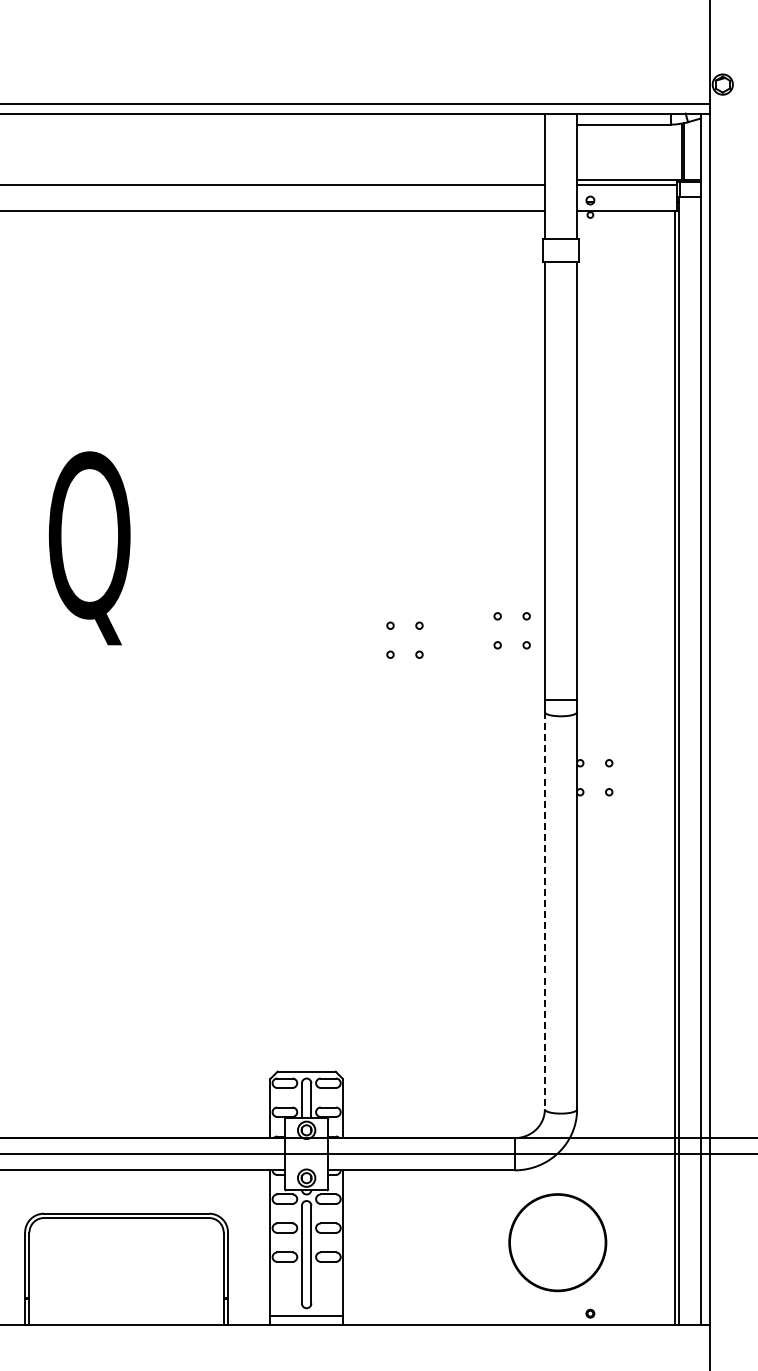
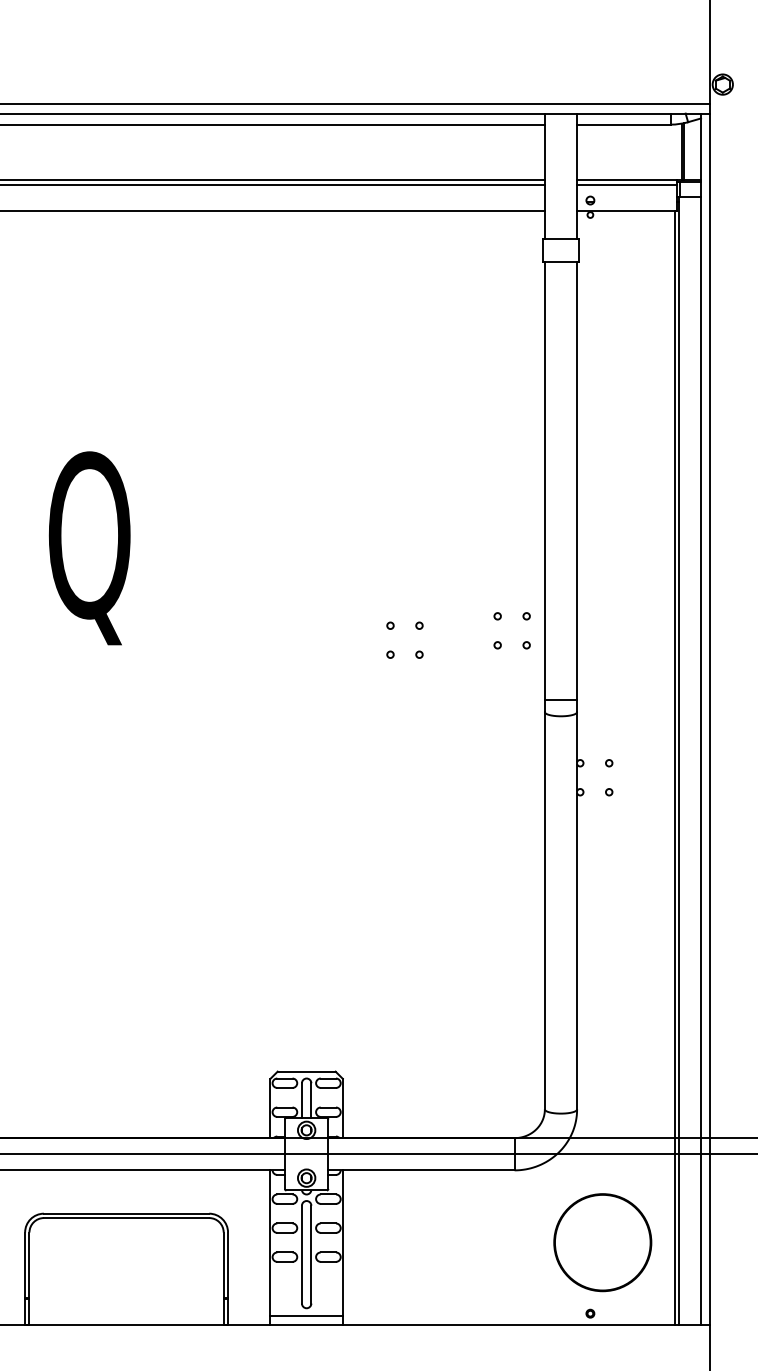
line: none -> present (273, 124)
line: none -> present (273, 180)
line: dashed -> solid (544, 910)
circle position: (557, 1242) -> (602, 1242) (602, 1242)
